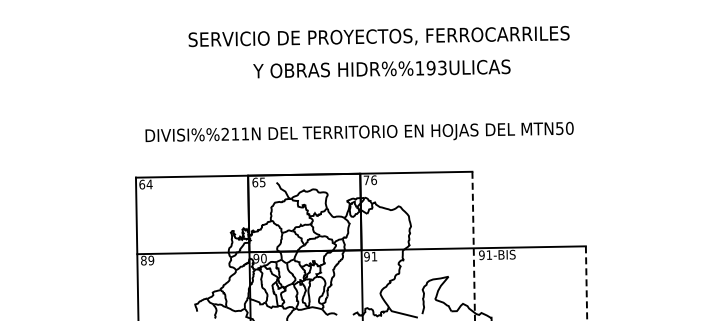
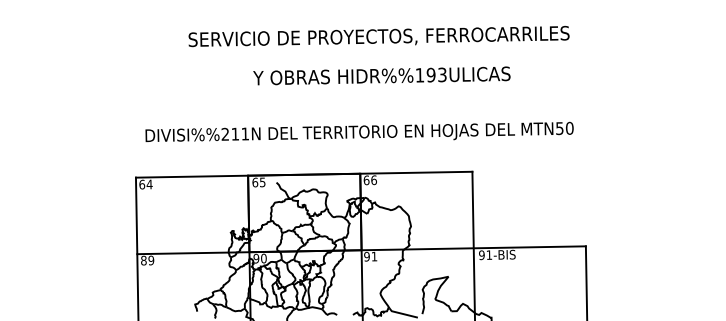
text position: (381, 68) -> (381, 75) (381, 75)
text: 76 -> 66 (366, 180)
line: dashed -> solid (473, 246)
line: dashed -> solid (586, 283)
